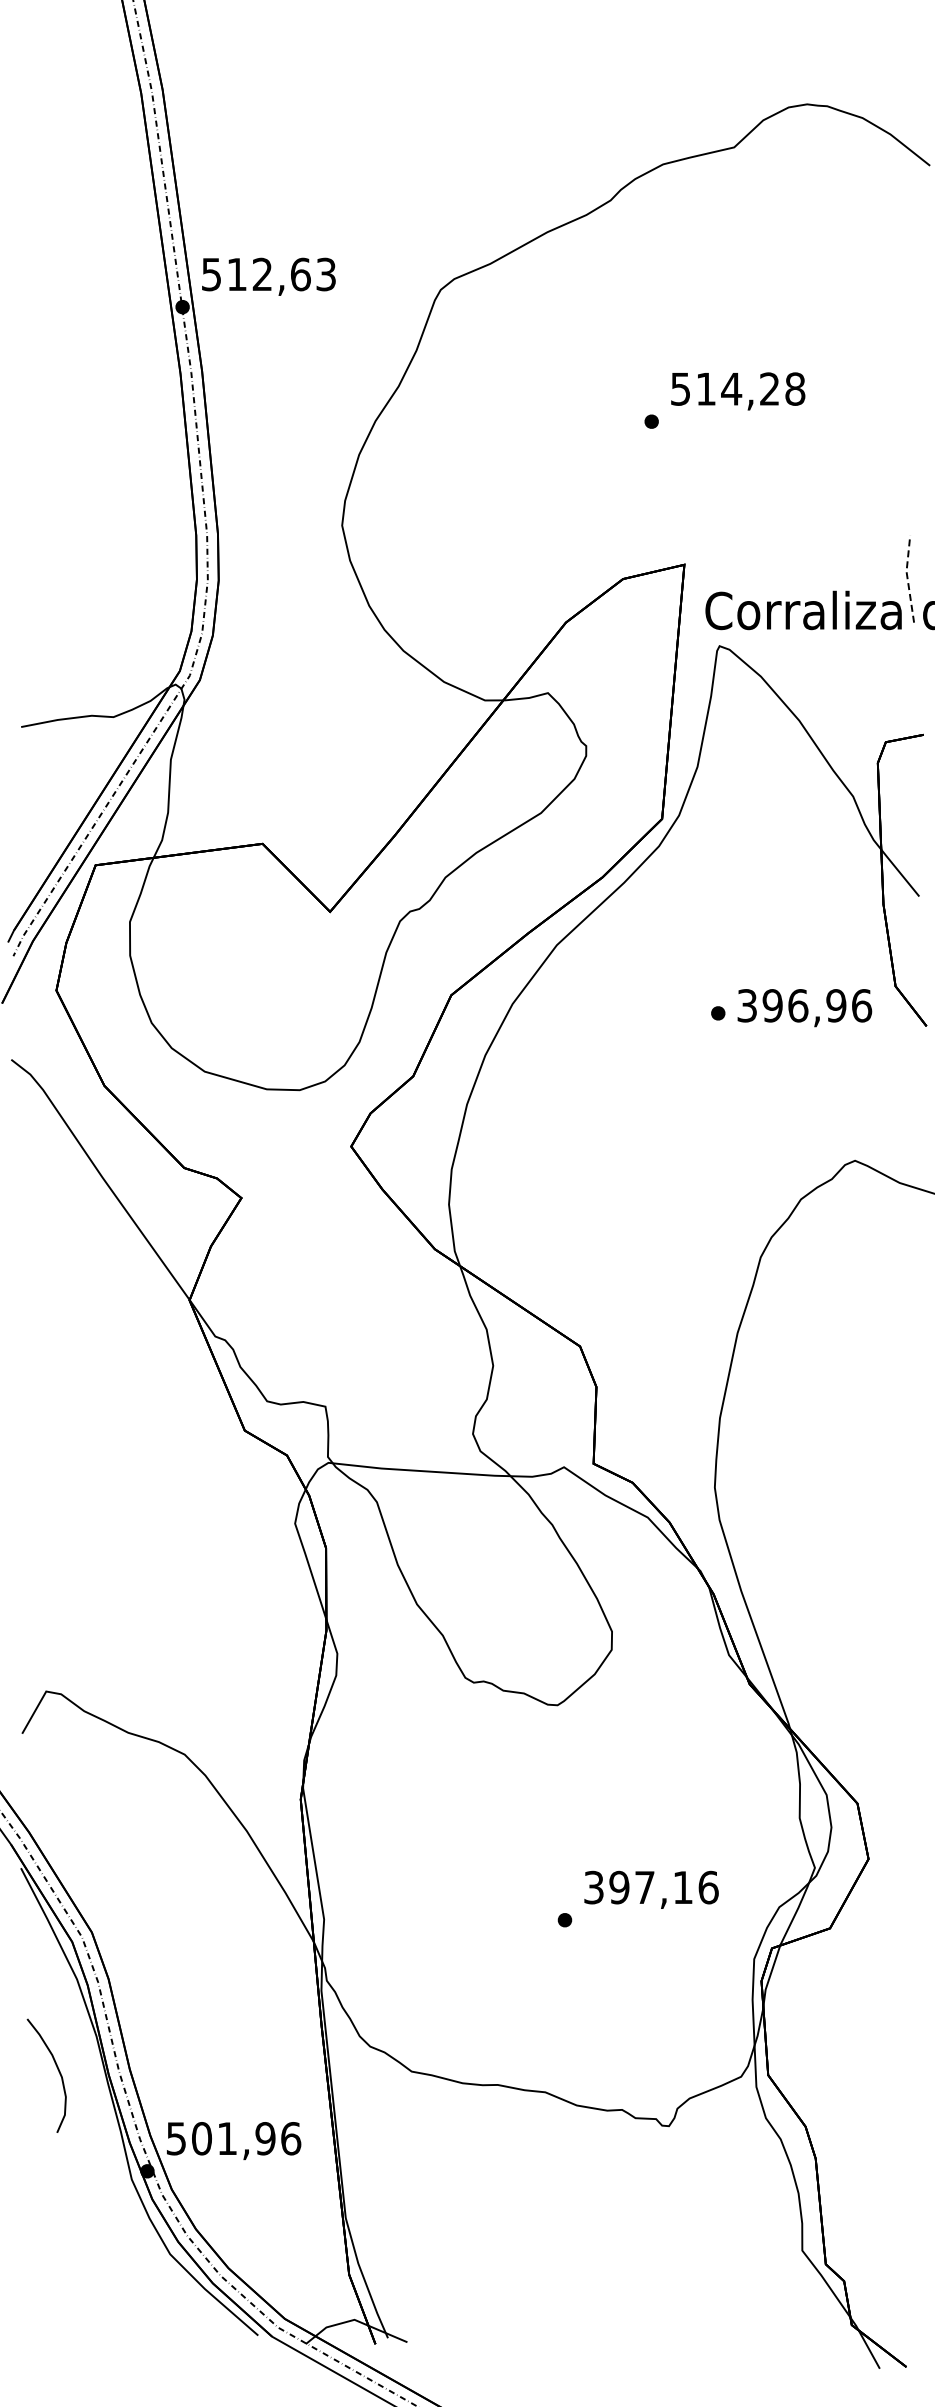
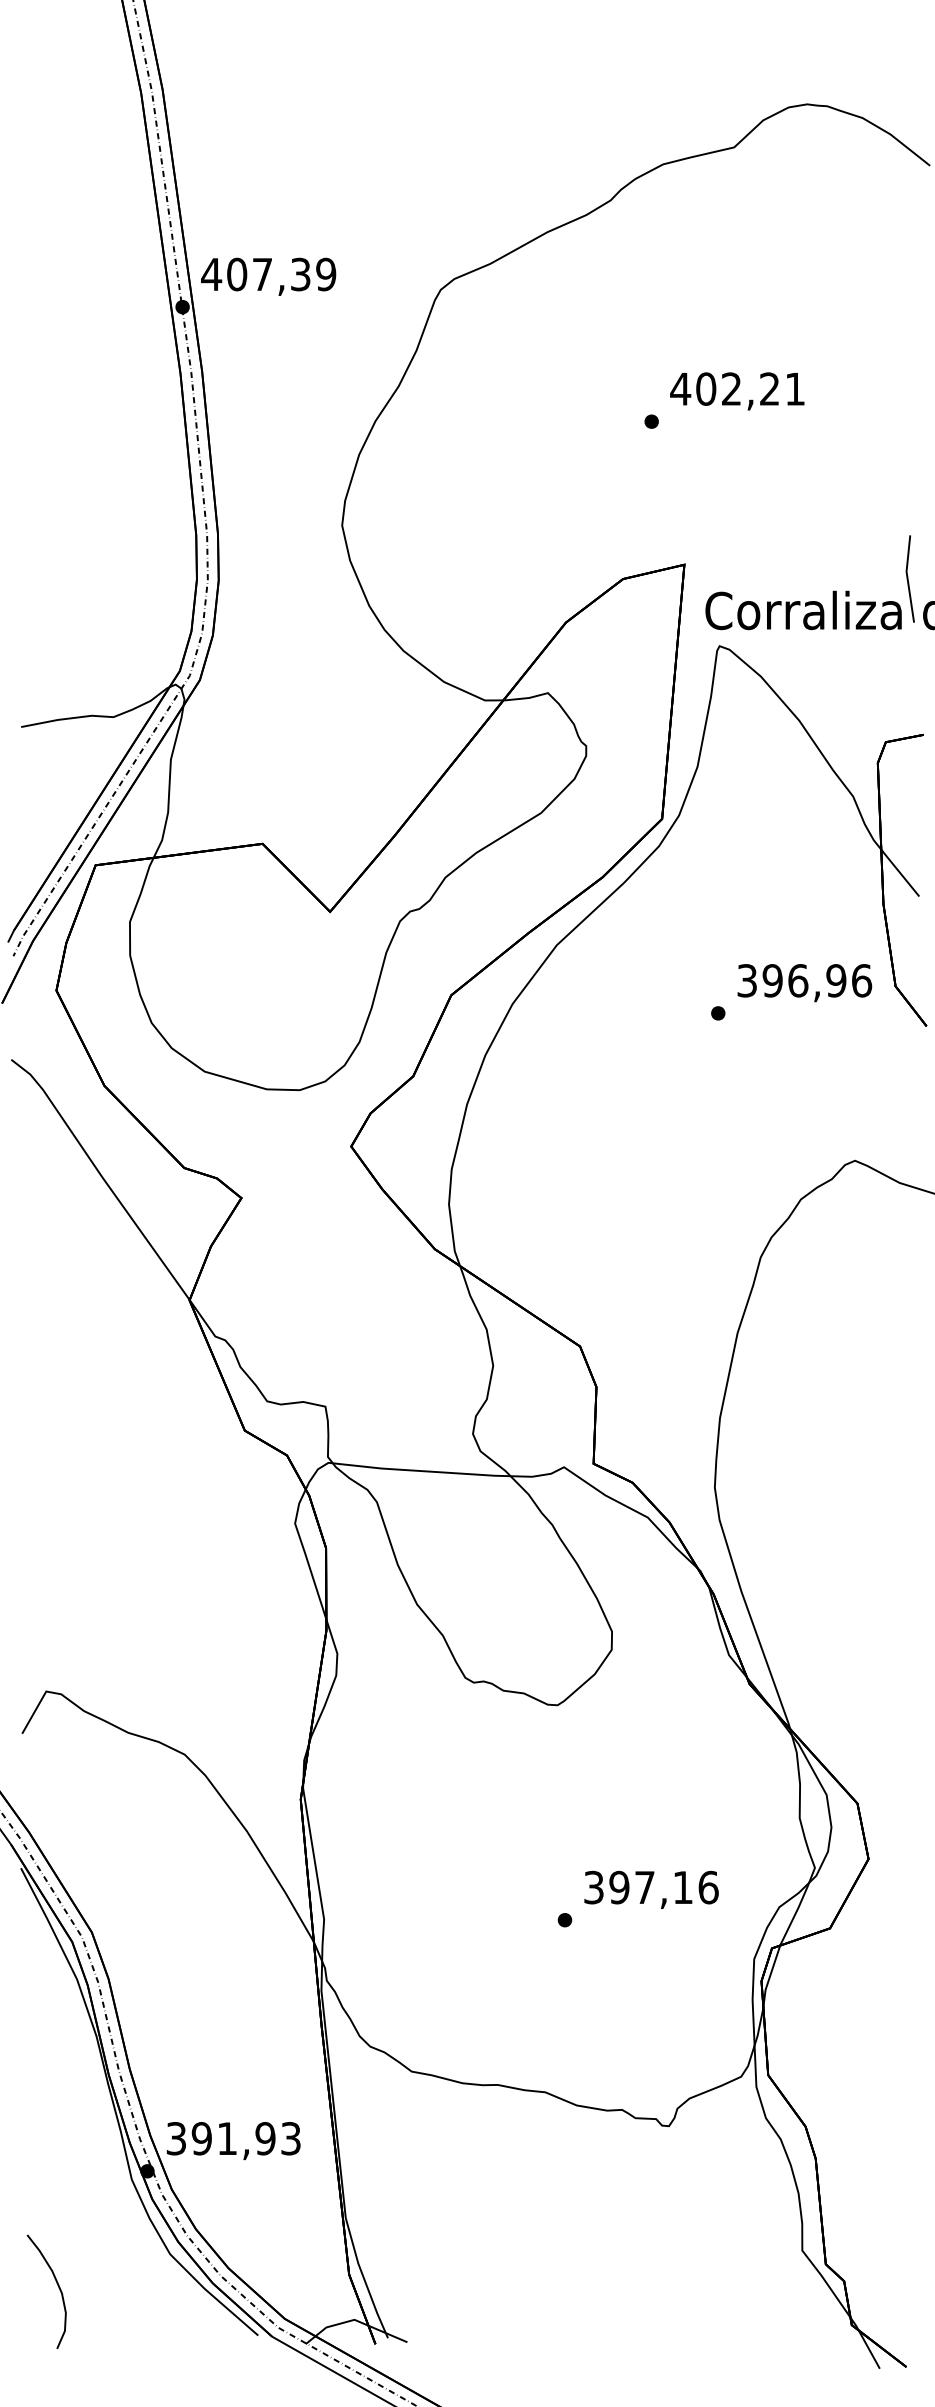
text: 512,63 -> 407,39 (268, 274)
text: 514,28 -> 402,21 (737, 388)
line: dashed -> solid (907, 578)
text position: (804, 1008) -> (804, 983) (804, 983)
curve position: (58, 2072) -> (58, 2288) (58, 2288)
text: 501,96 -> 391,93 (234, 2138)
